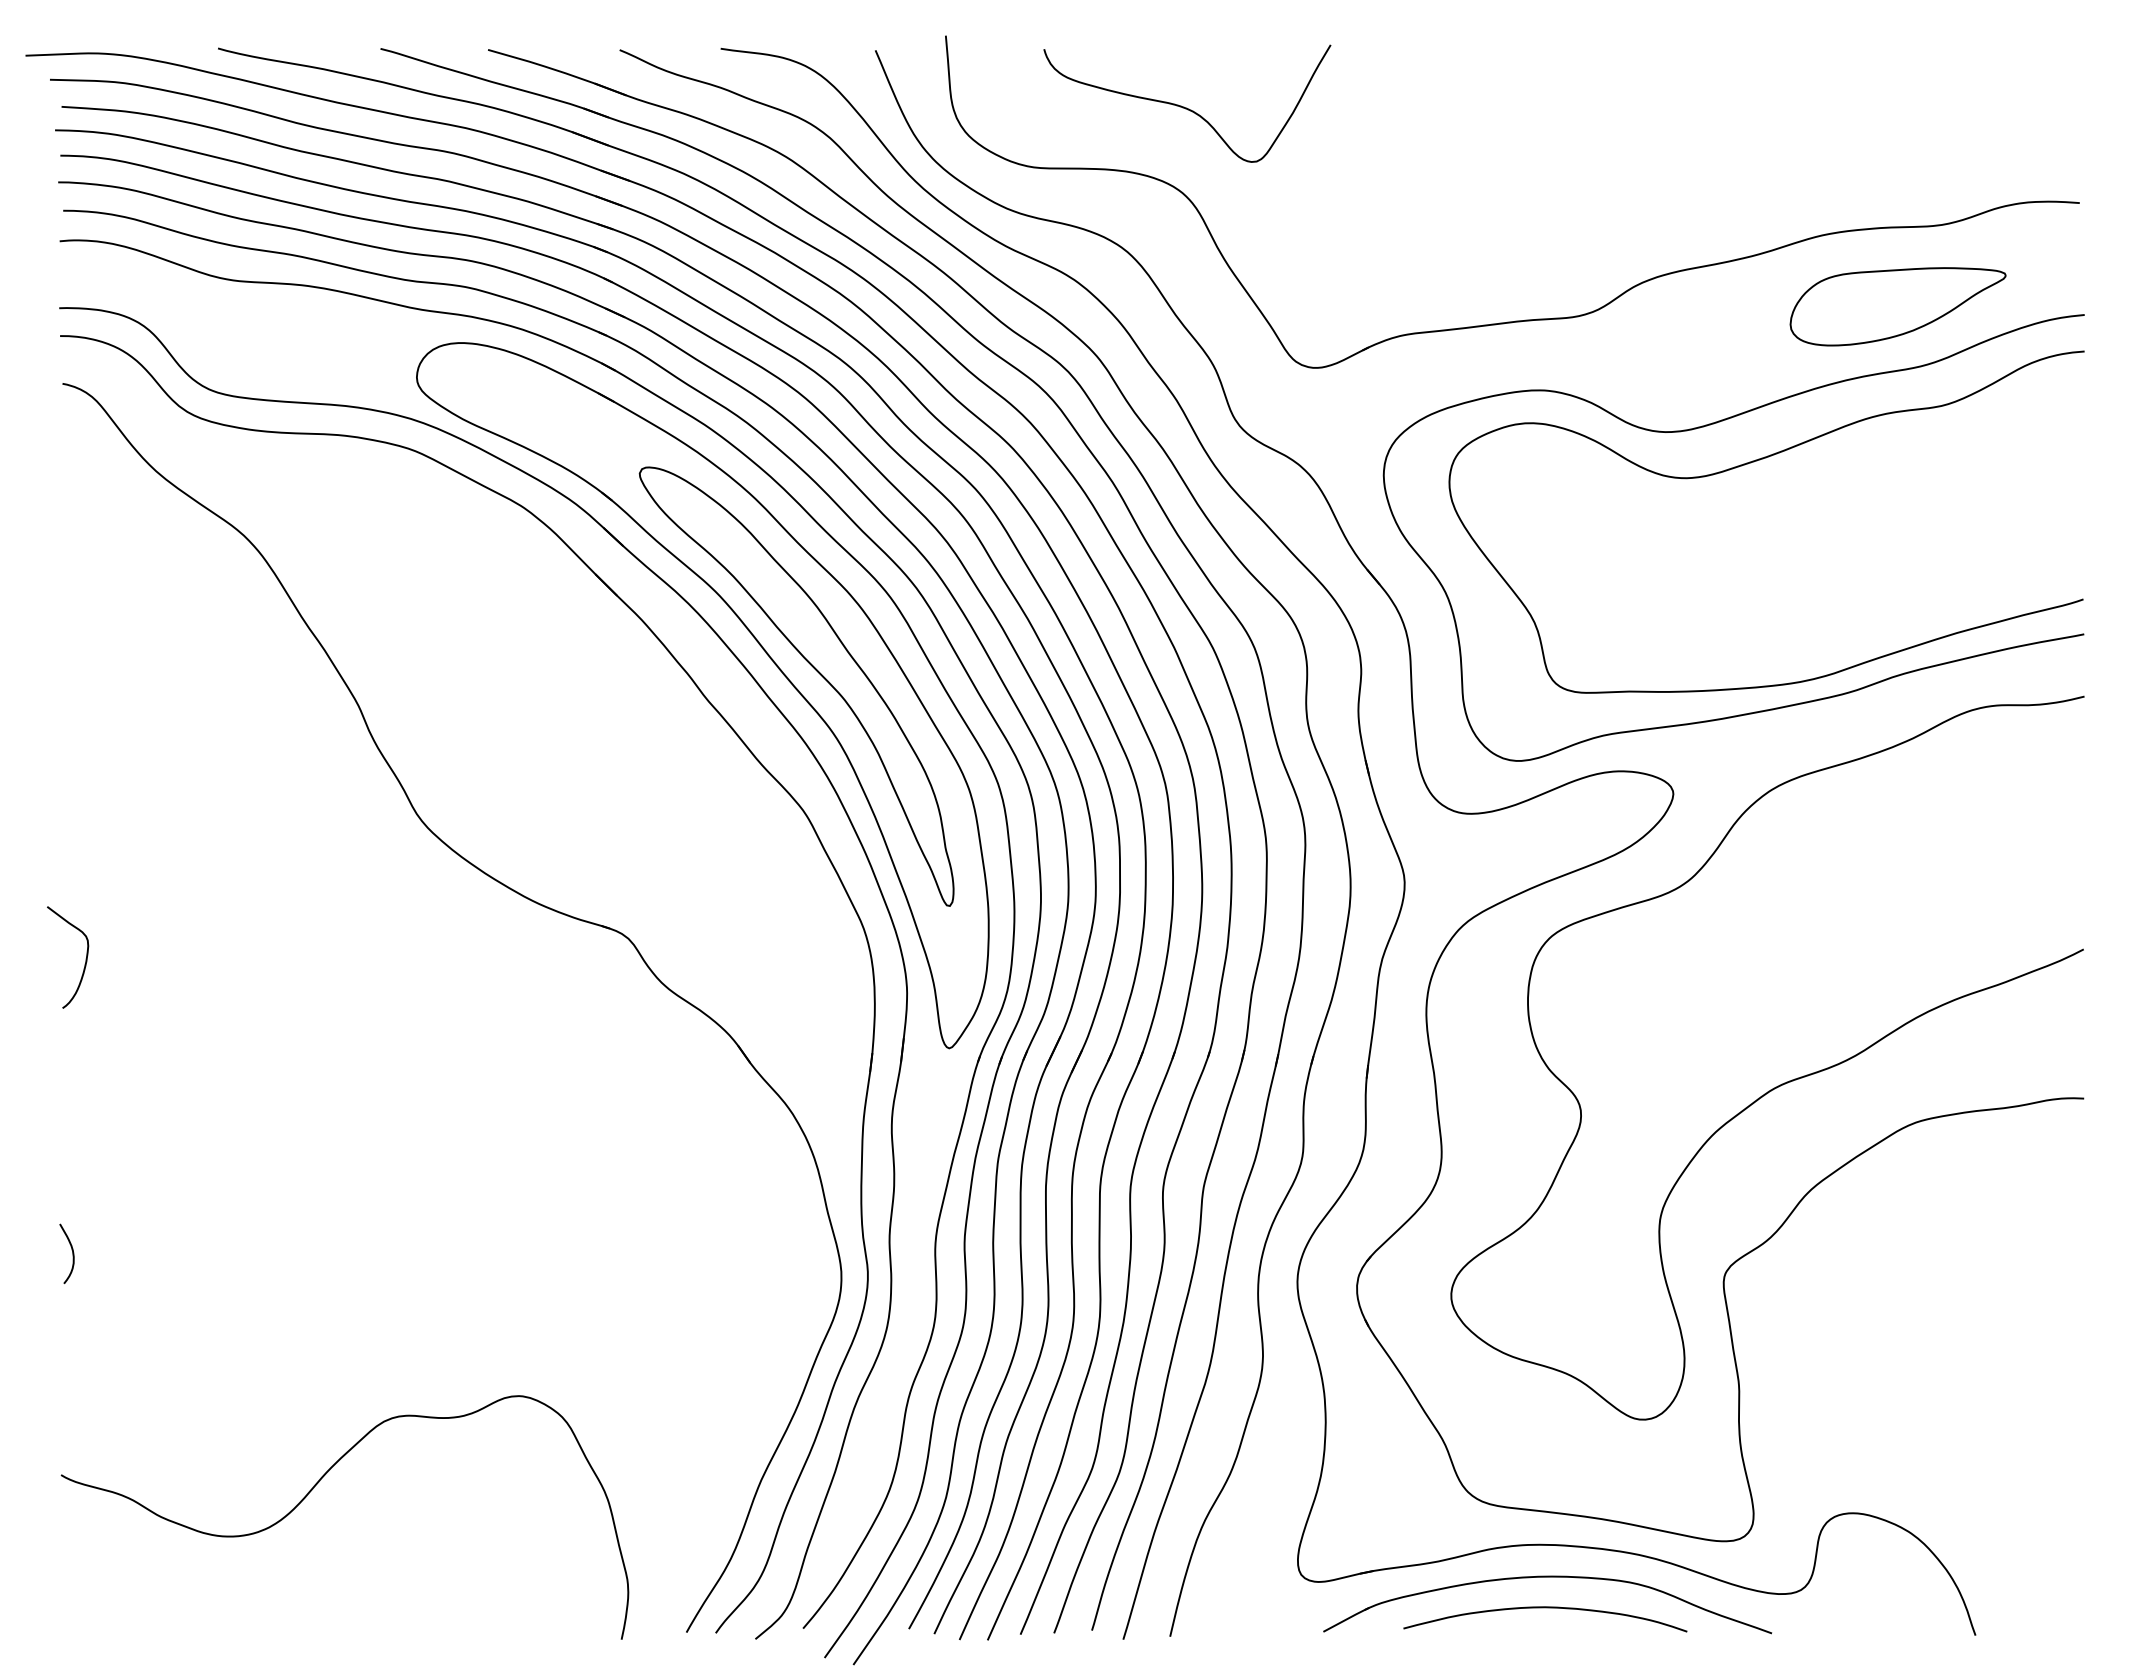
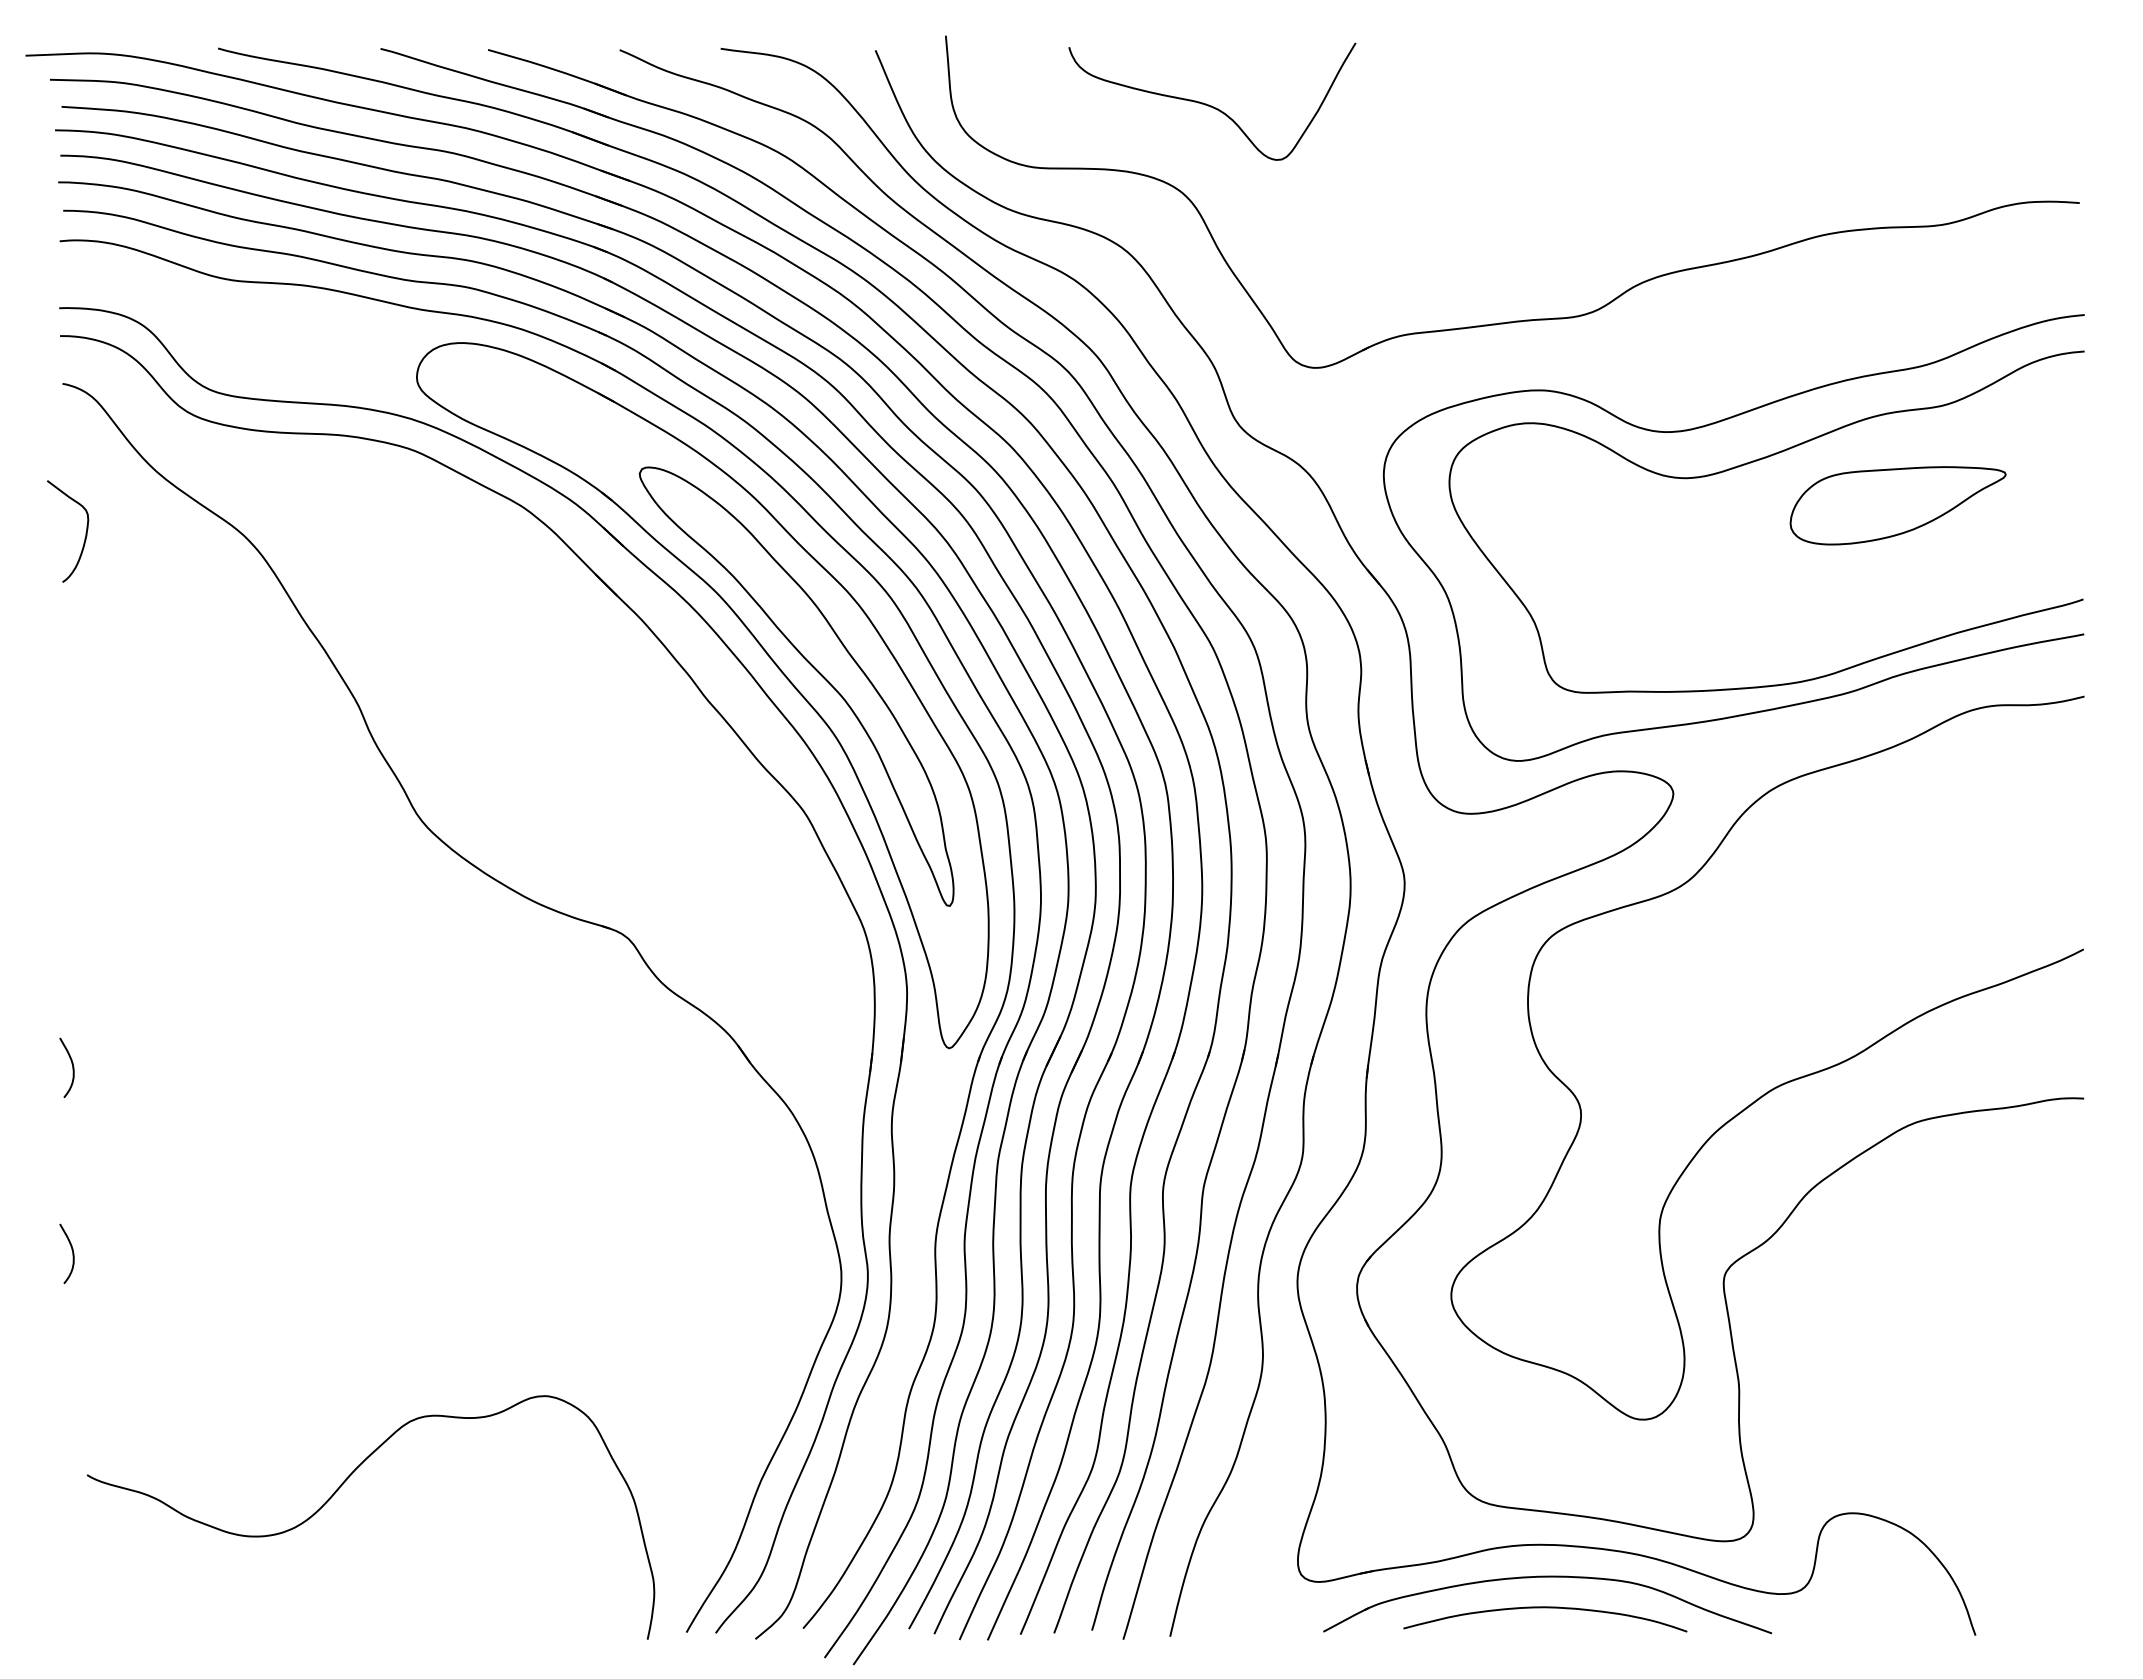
curve position: (1186, 107) -> (1211, 105) (1211, 105)
part position: (1897, 306) -> (1897, 505) (1897, 505)
curve position: (85, 958) -> (85, 532) (85, 532)
curve: none -> present (71, 1064)
curve position: (313, 1489) -> (339, 1489) (339, 1489)
